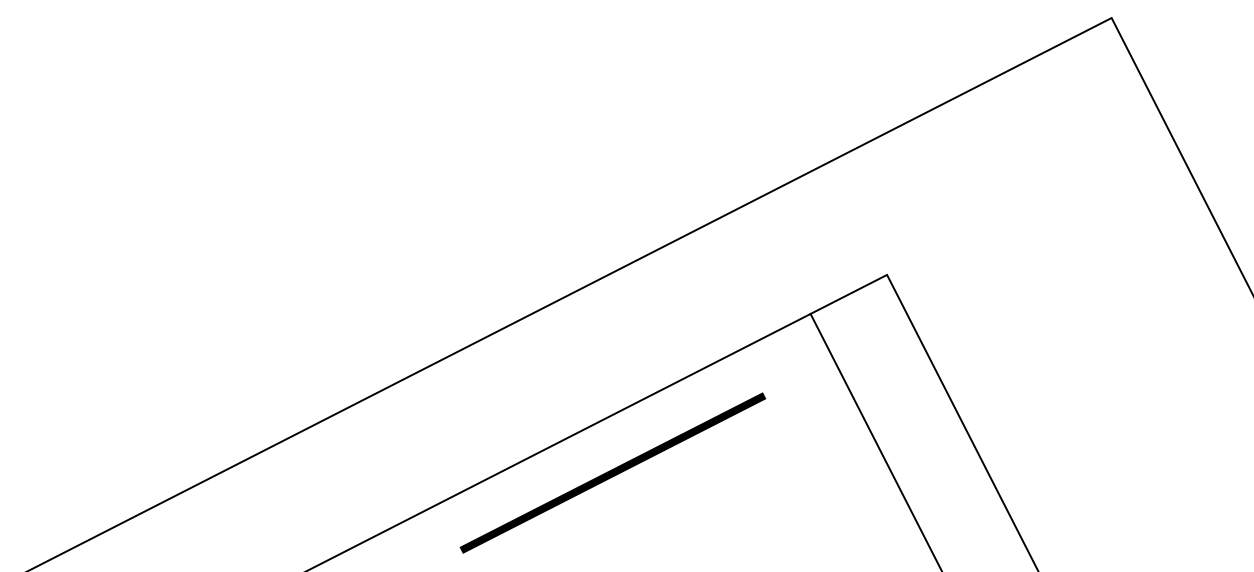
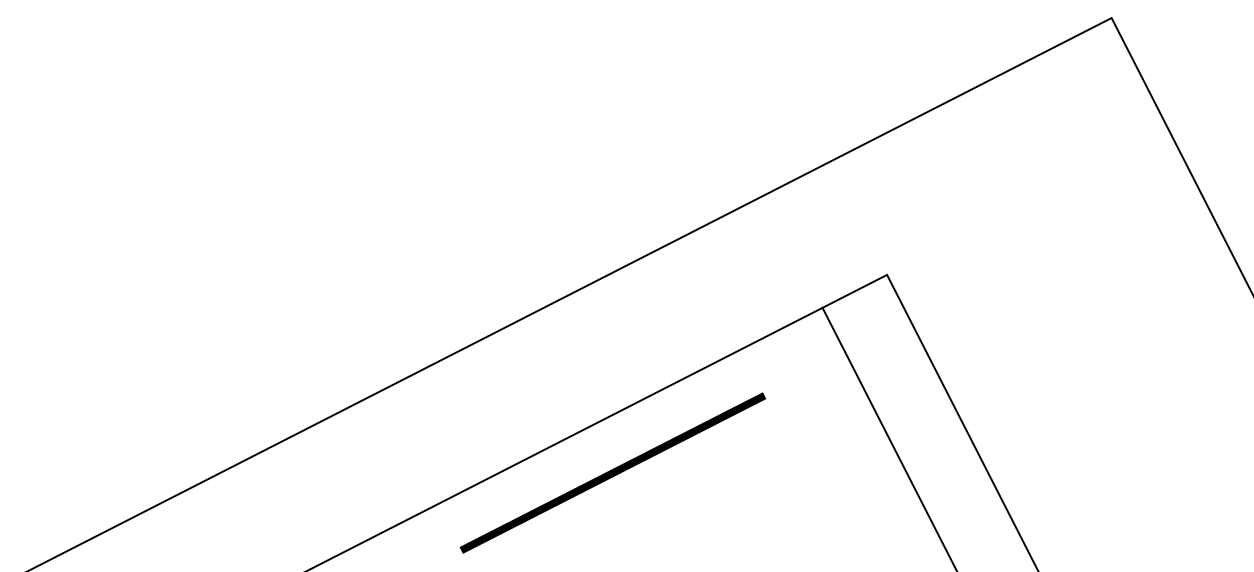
line position: (875, 440) -> (888, 437) (888, 437)
